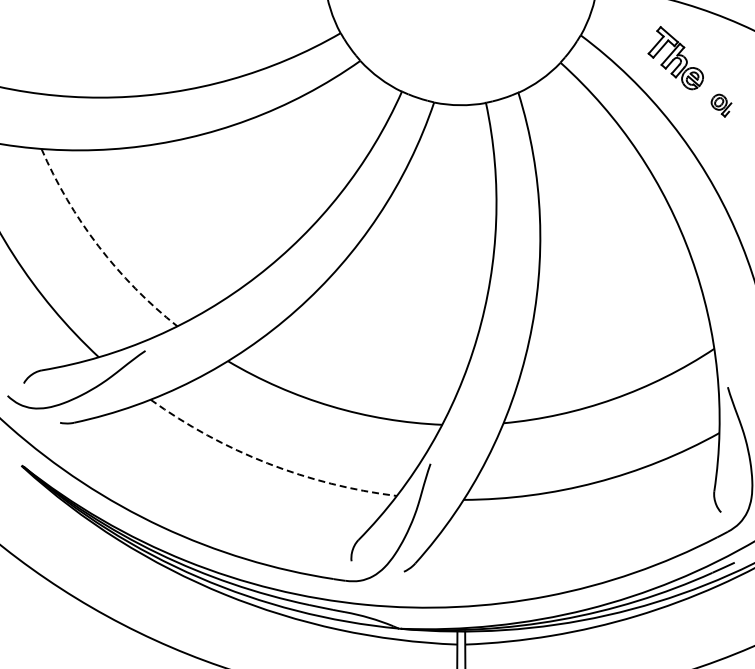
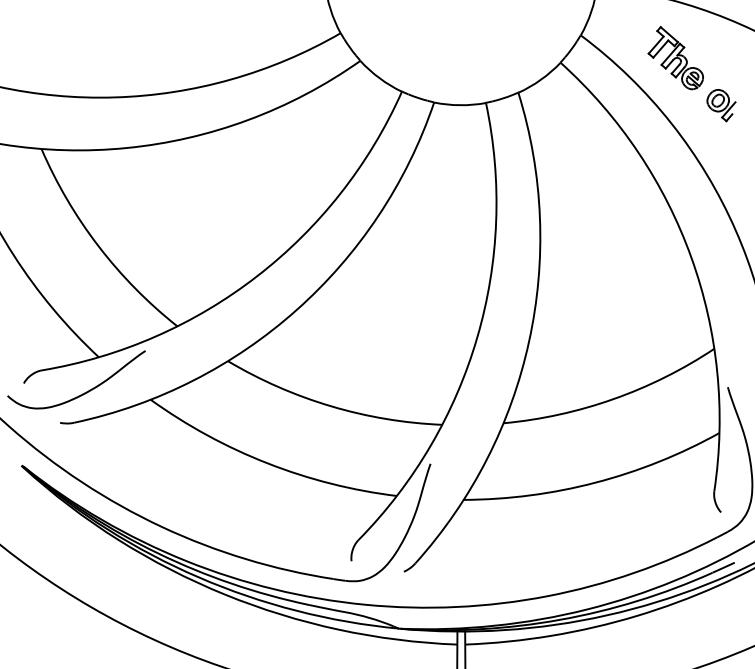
part size: 23x25 px -> 31x34 px (721, 105)
arc: dashed -> solid (98, 246)
arc: dashed -> solid (267, 463)
